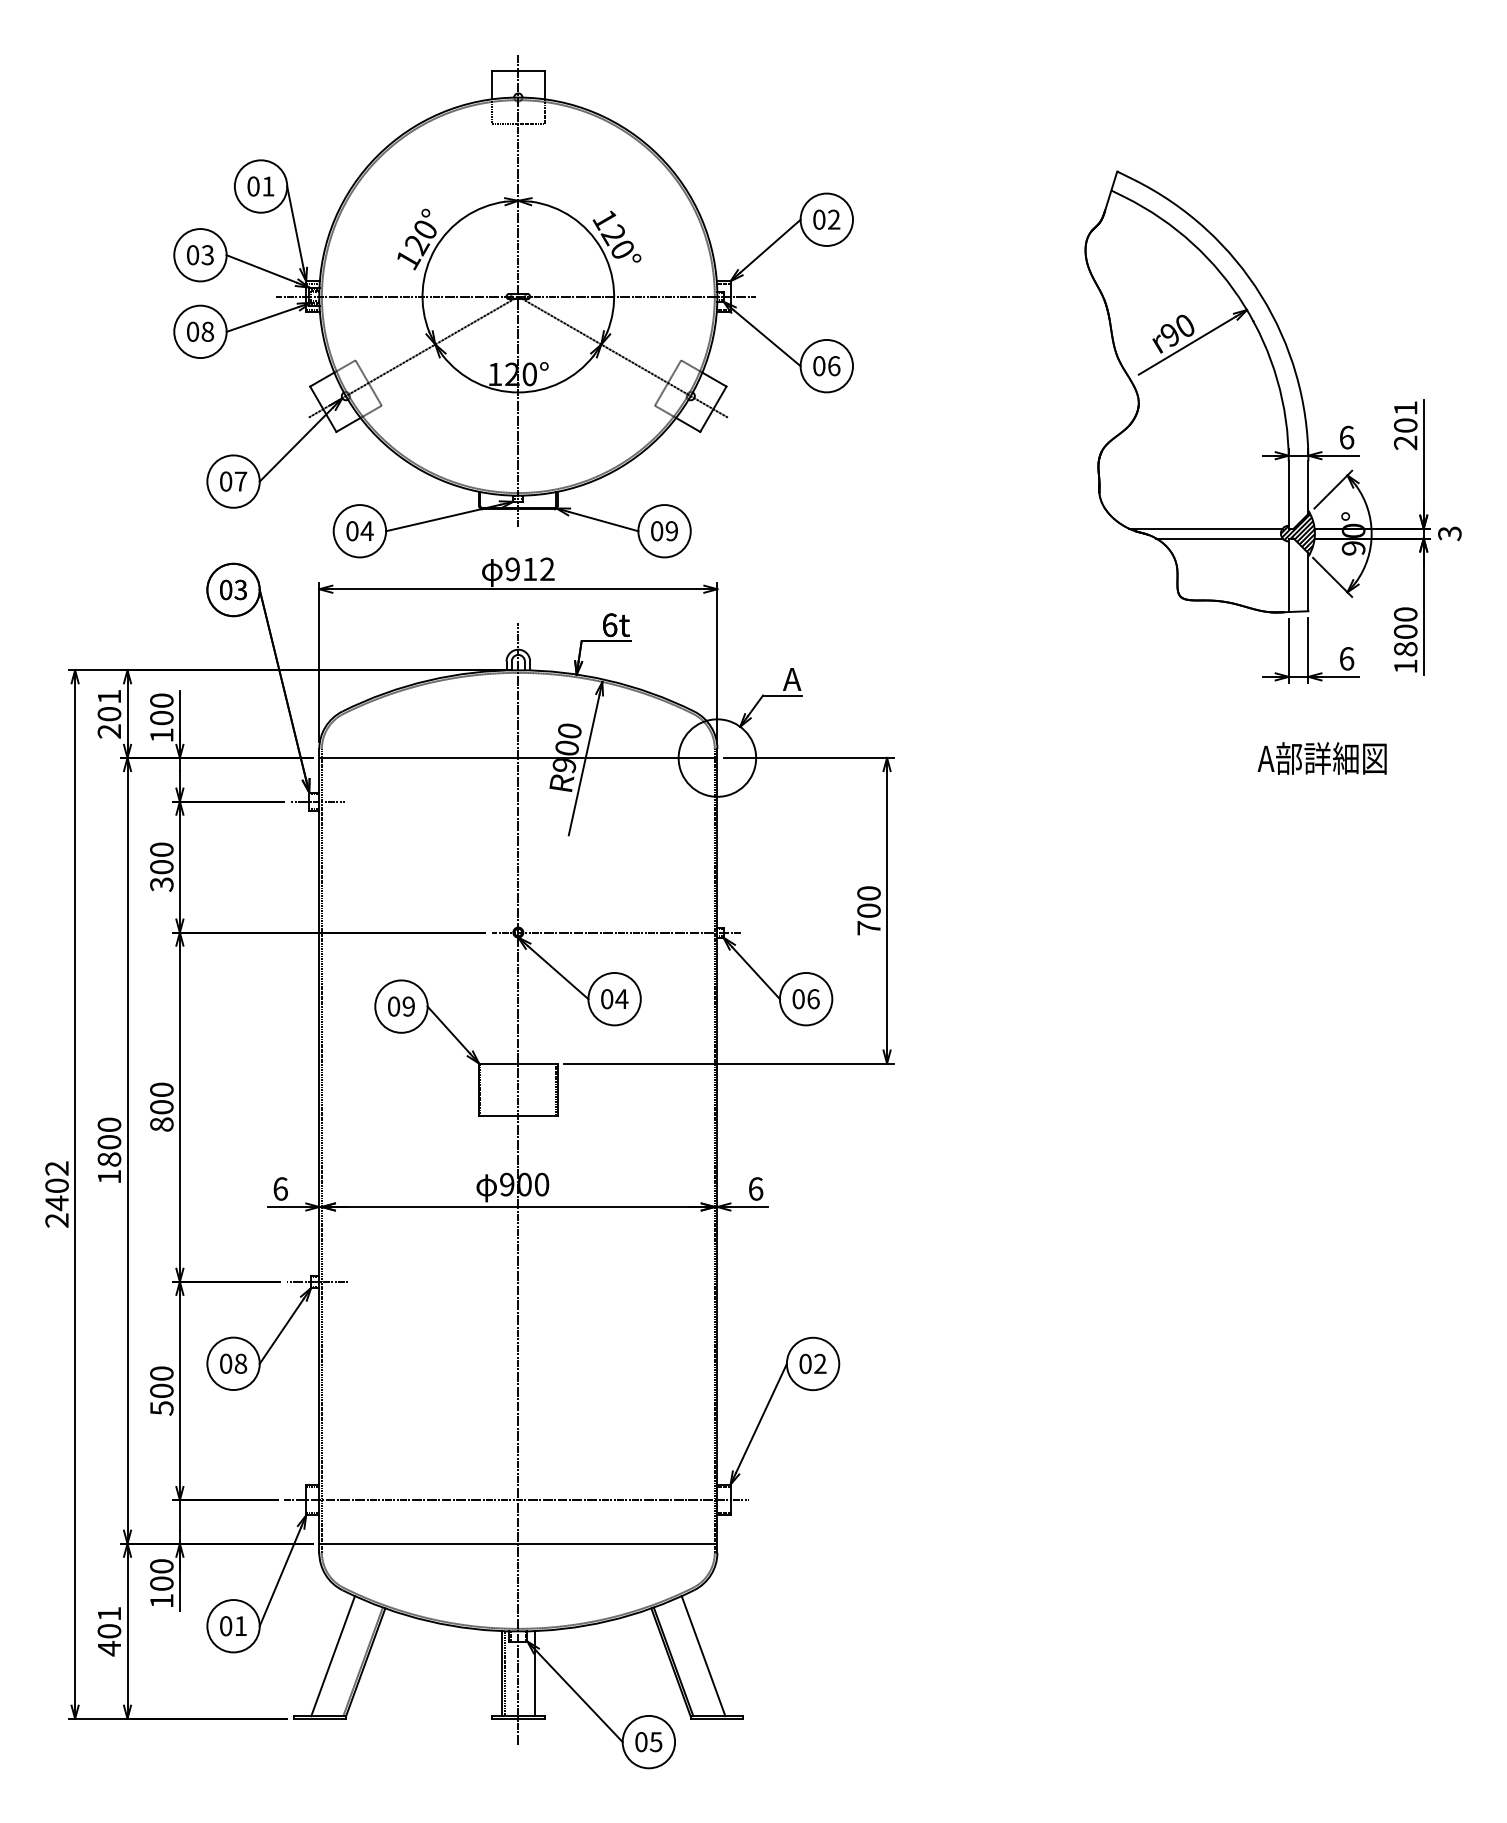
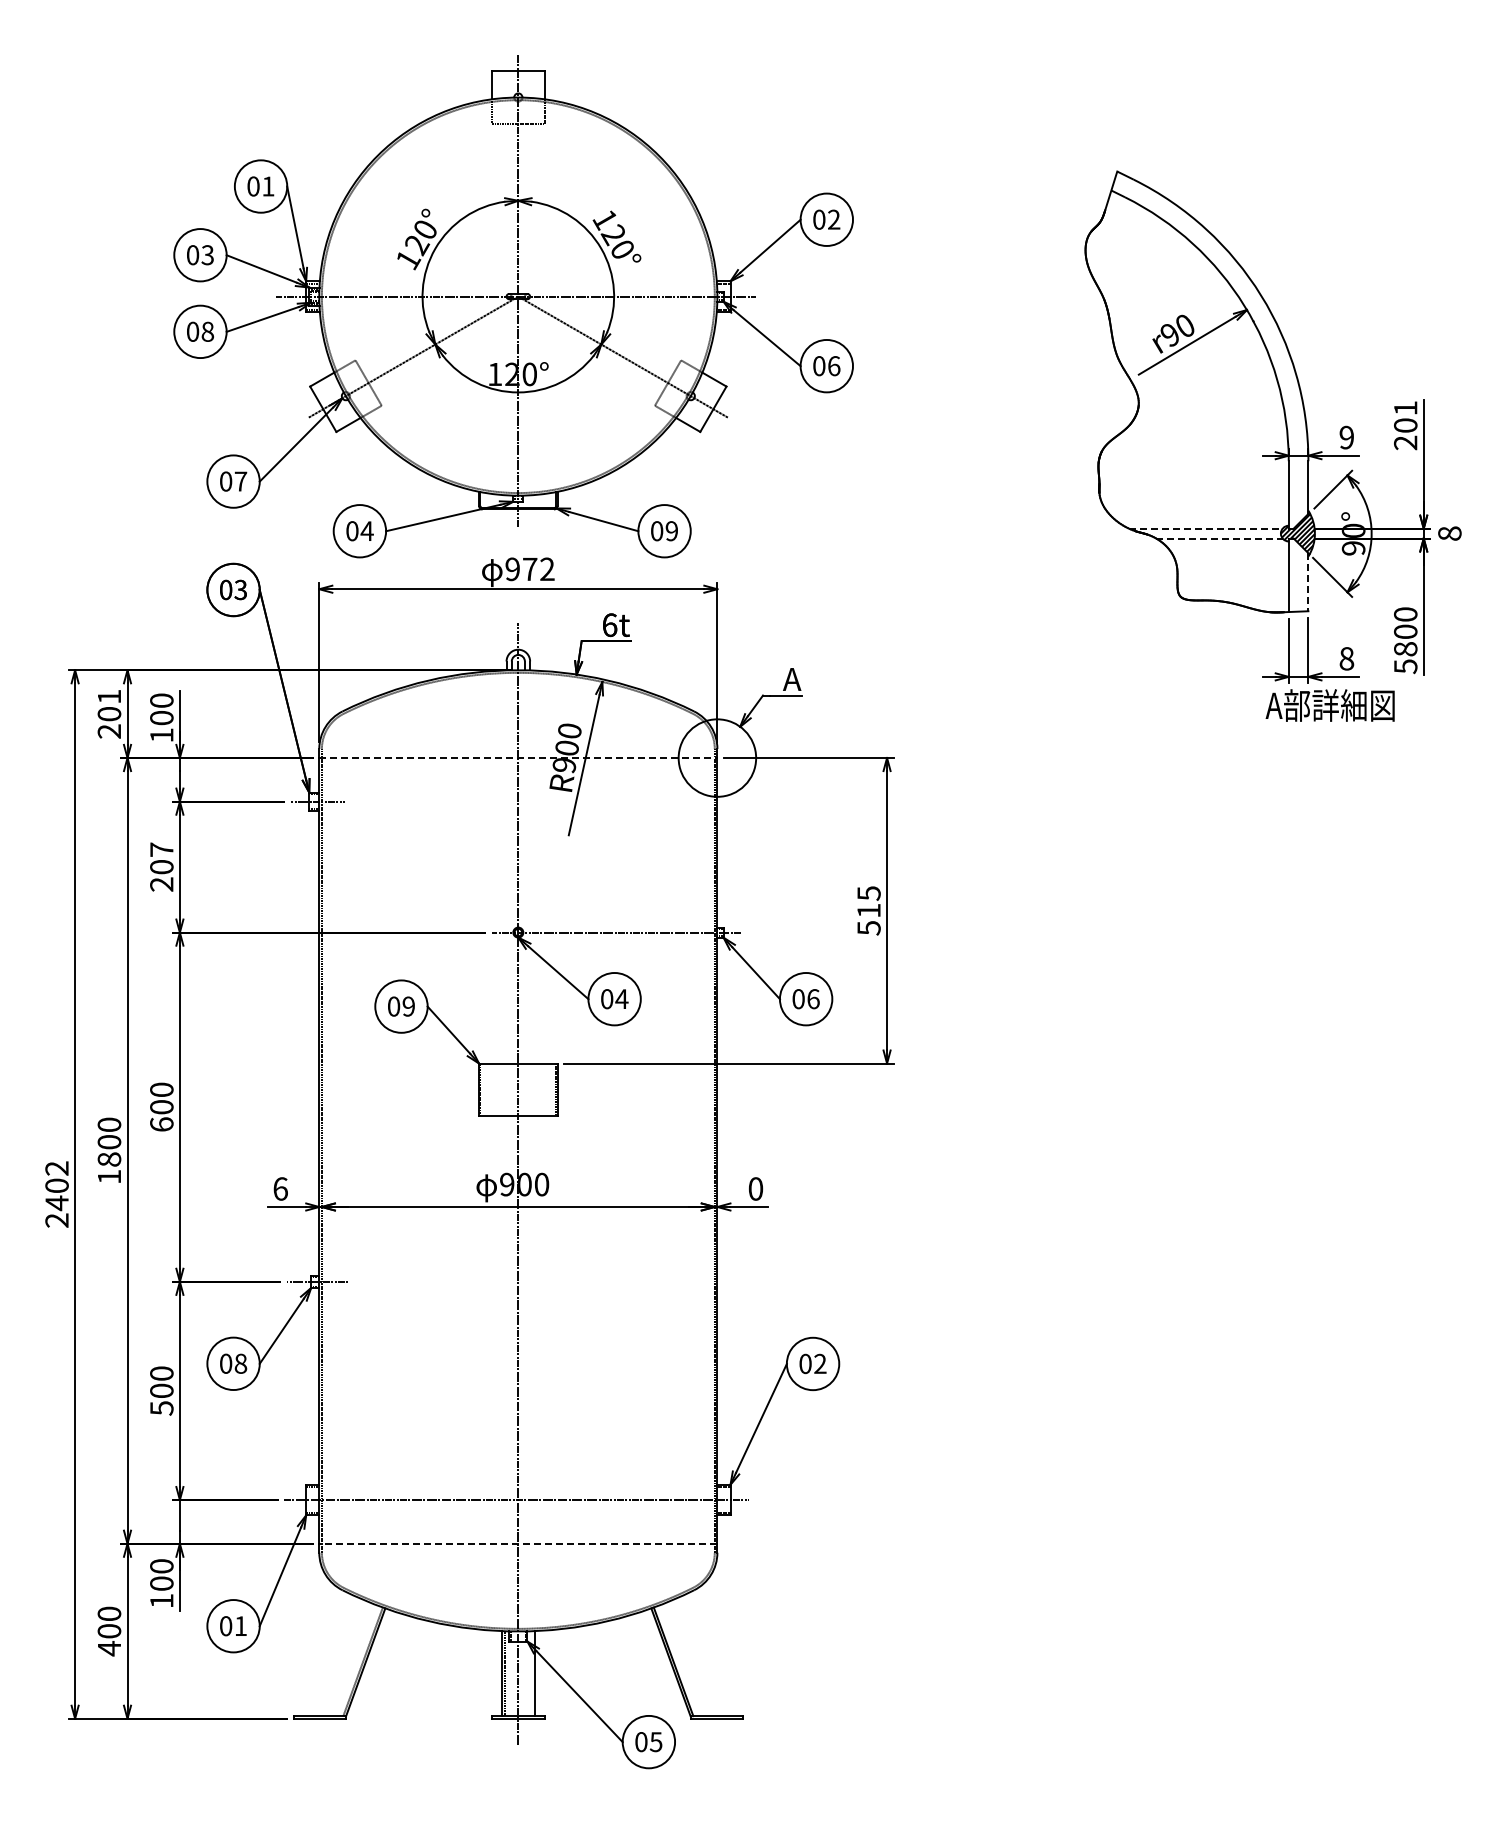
text: 6 -> 9 (1346, 437)
line: solid -> dashed (1205, 528)
text: 3 -> 8 (1449, 533)
line: solid -> dashed (1219, 538)
text: 912 -> 972 (530, 569)
line: solid -> dashed (1308, 582)
text: 6 -> 8 (1346, 658)
text: 1800 -> 5800 (1405, 666)
line: solid -> dashed (518, 757)
text position: (1321, 758) -> (1329, 705) (1329, 705)
text: 300 -> 207 (161, 866)
text: 700 -> 515 (868, 910)
text: 800 -> 600 (161, 1124)
text: 6 -> 0 (755, 1188)
line: solid -> dashed (517, 1543)
text: 401 -> 400 (109, 1613)
line: present -> none (332, 1656)
line: present -> none (703, 1656)
